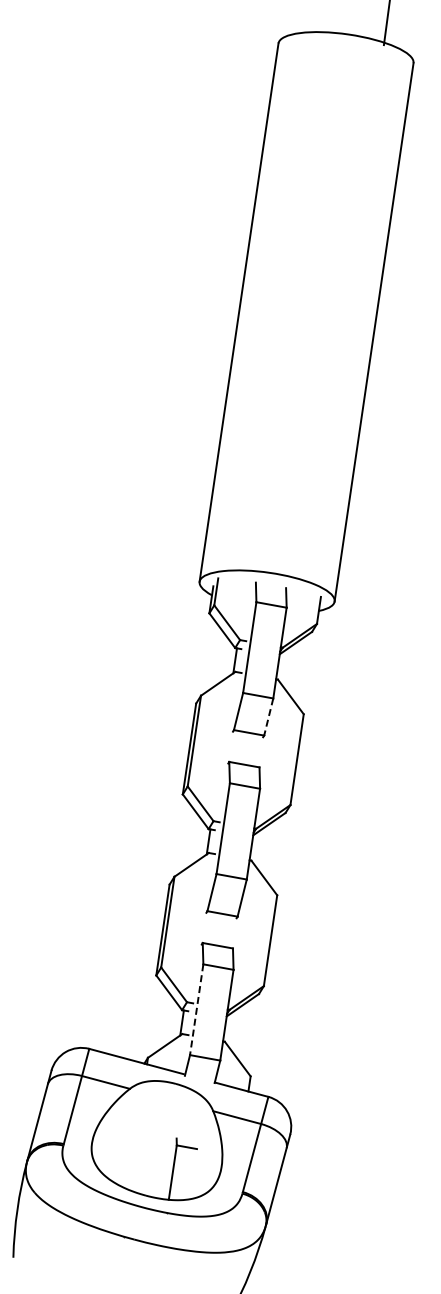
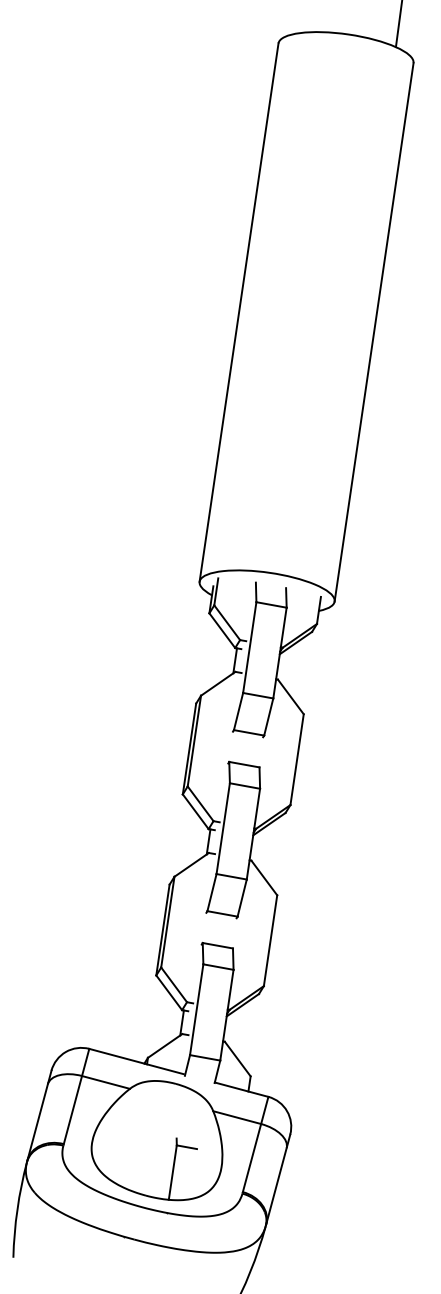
line position: (386, 23) -> (398, 24) (398, 24)
line: dashed -> solid (268, 717)
line: dashed -> solid (196, 1009)
